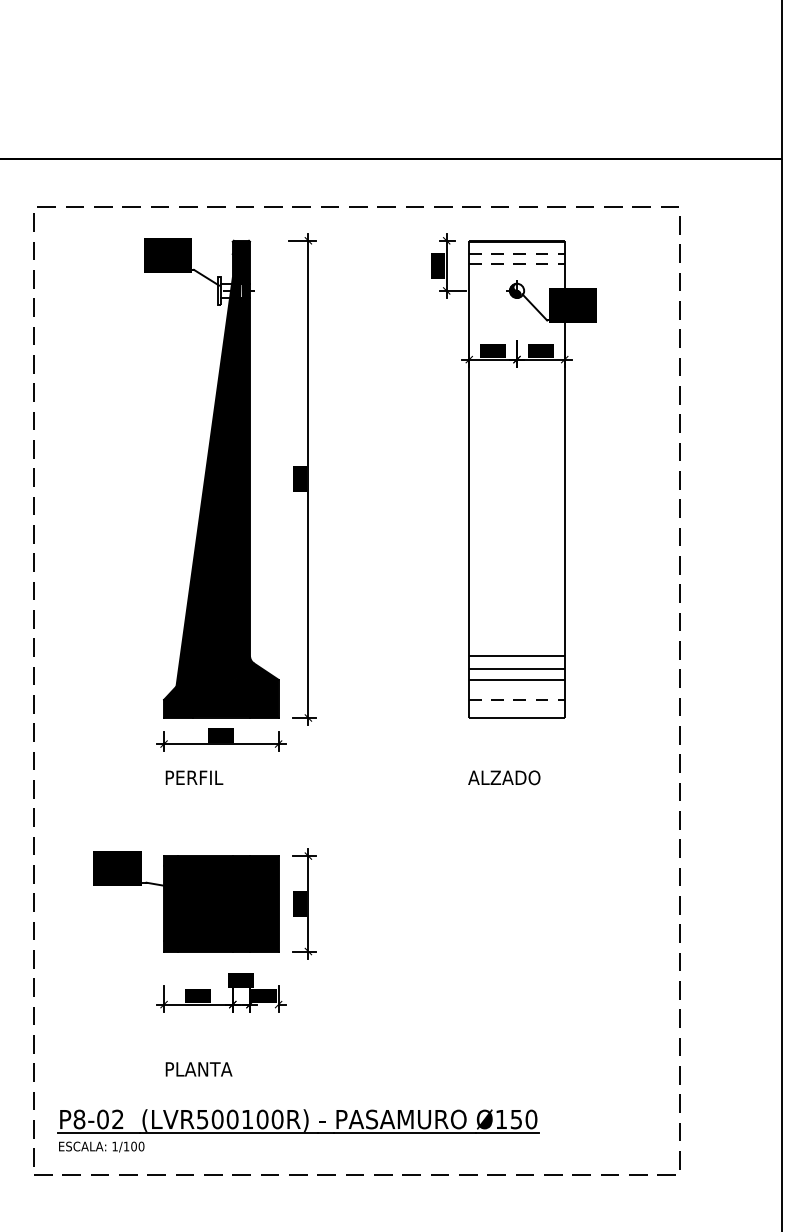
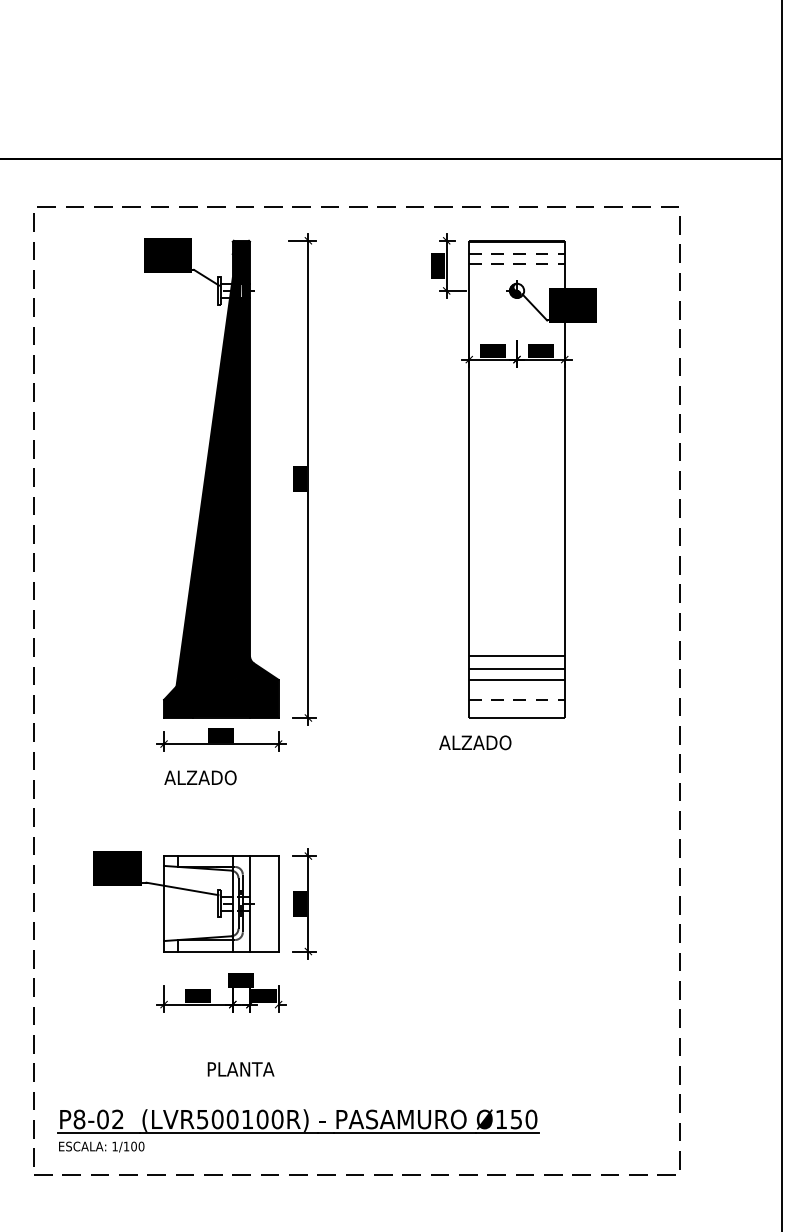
text: PERFIL -> ALZADO (200, 777)
text position: (504, 777) -> (475, 742) (475, 742)
fill: present -> none (221, 903)
text position: (198, 1069) -> (240, 1069) (240, 1069)
